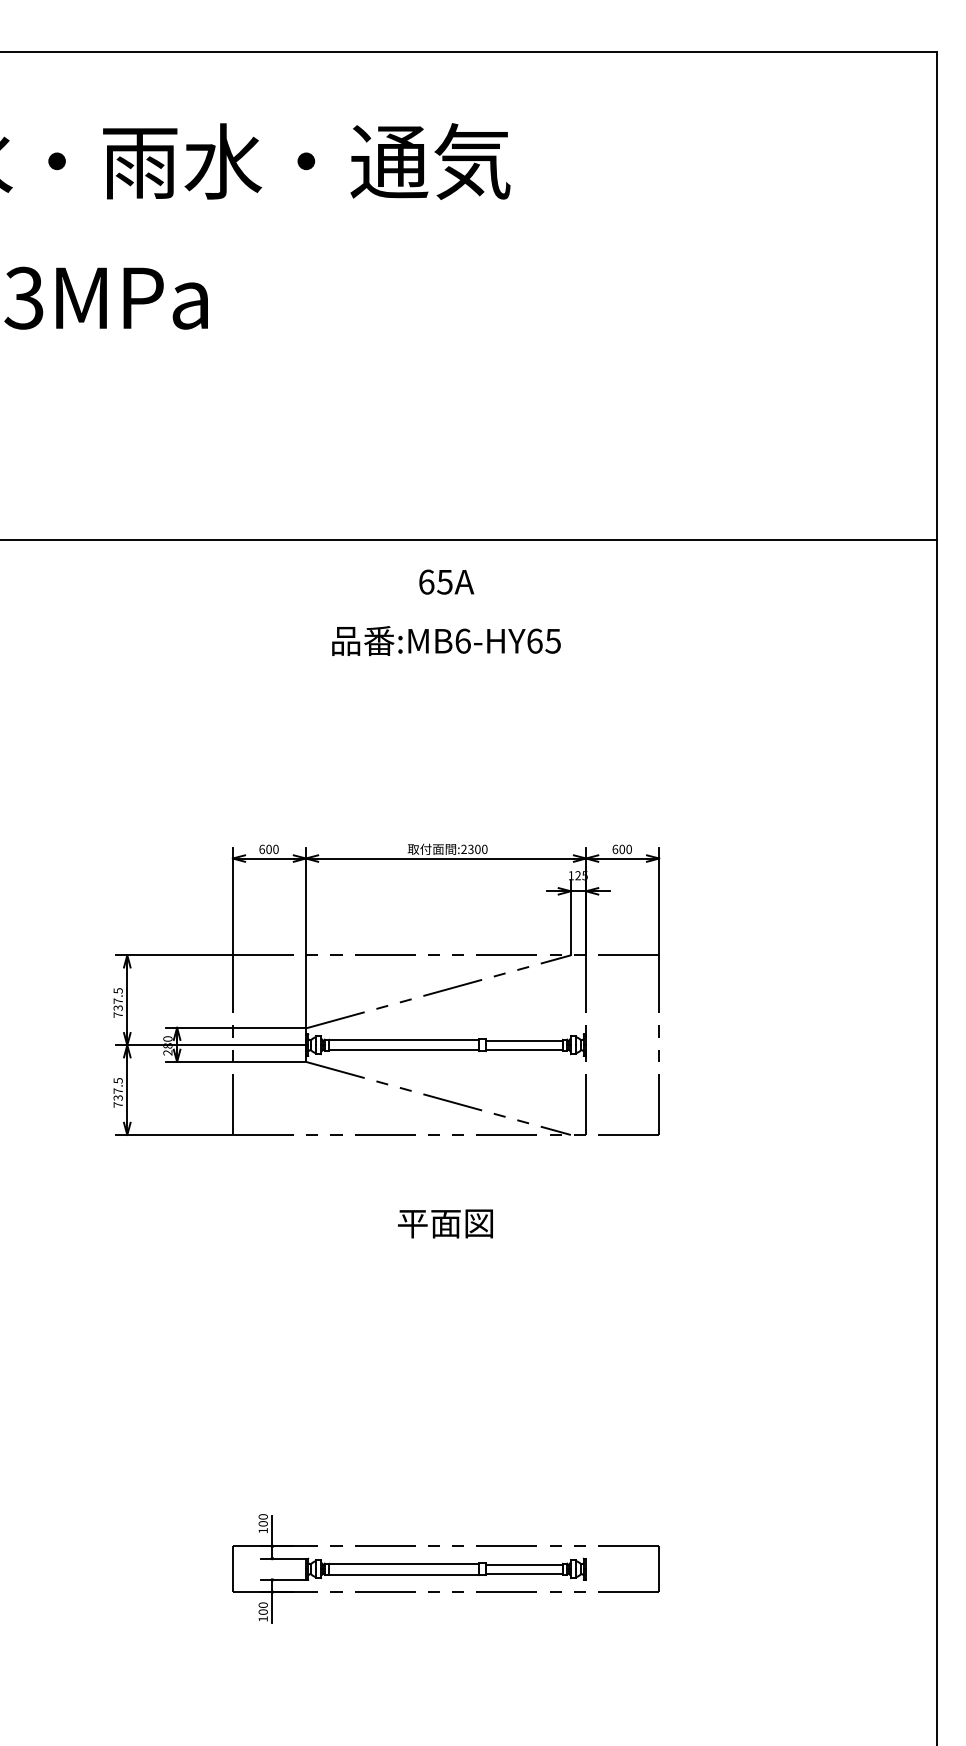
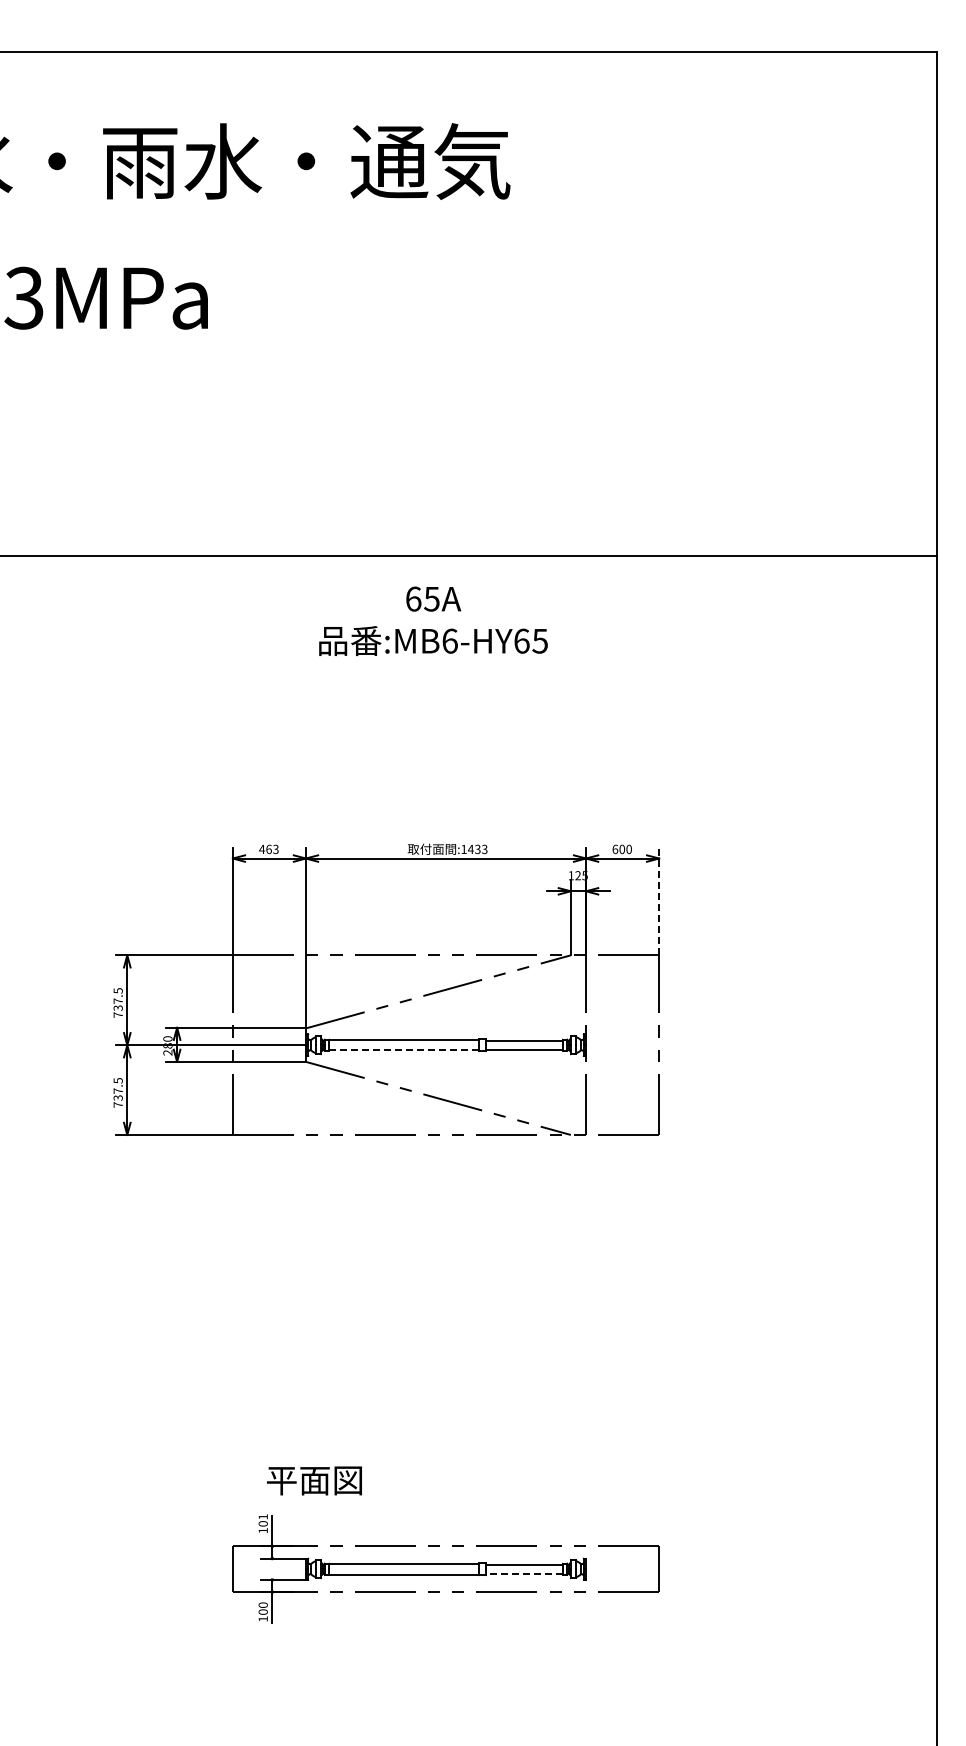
line position: (469, 539) -> (469, 555) (469, 555)
text position: (446, 581) -> (433, 598) (433, 598)
text position: (446, 640) -> (433, 640) (433, 640)
text: 600 -> 463 (268, 849)
text: :2300 -> :1433 (474, 849)
line: solid -> dashed (659, 901)
line: solid -> dashed (403, 1050)
text position: (445, 1223) -> (314, 1480) (314, 1480)
text: 100 -> 101 (262, 1516)
line: solid -> dashed (524, 1573)
